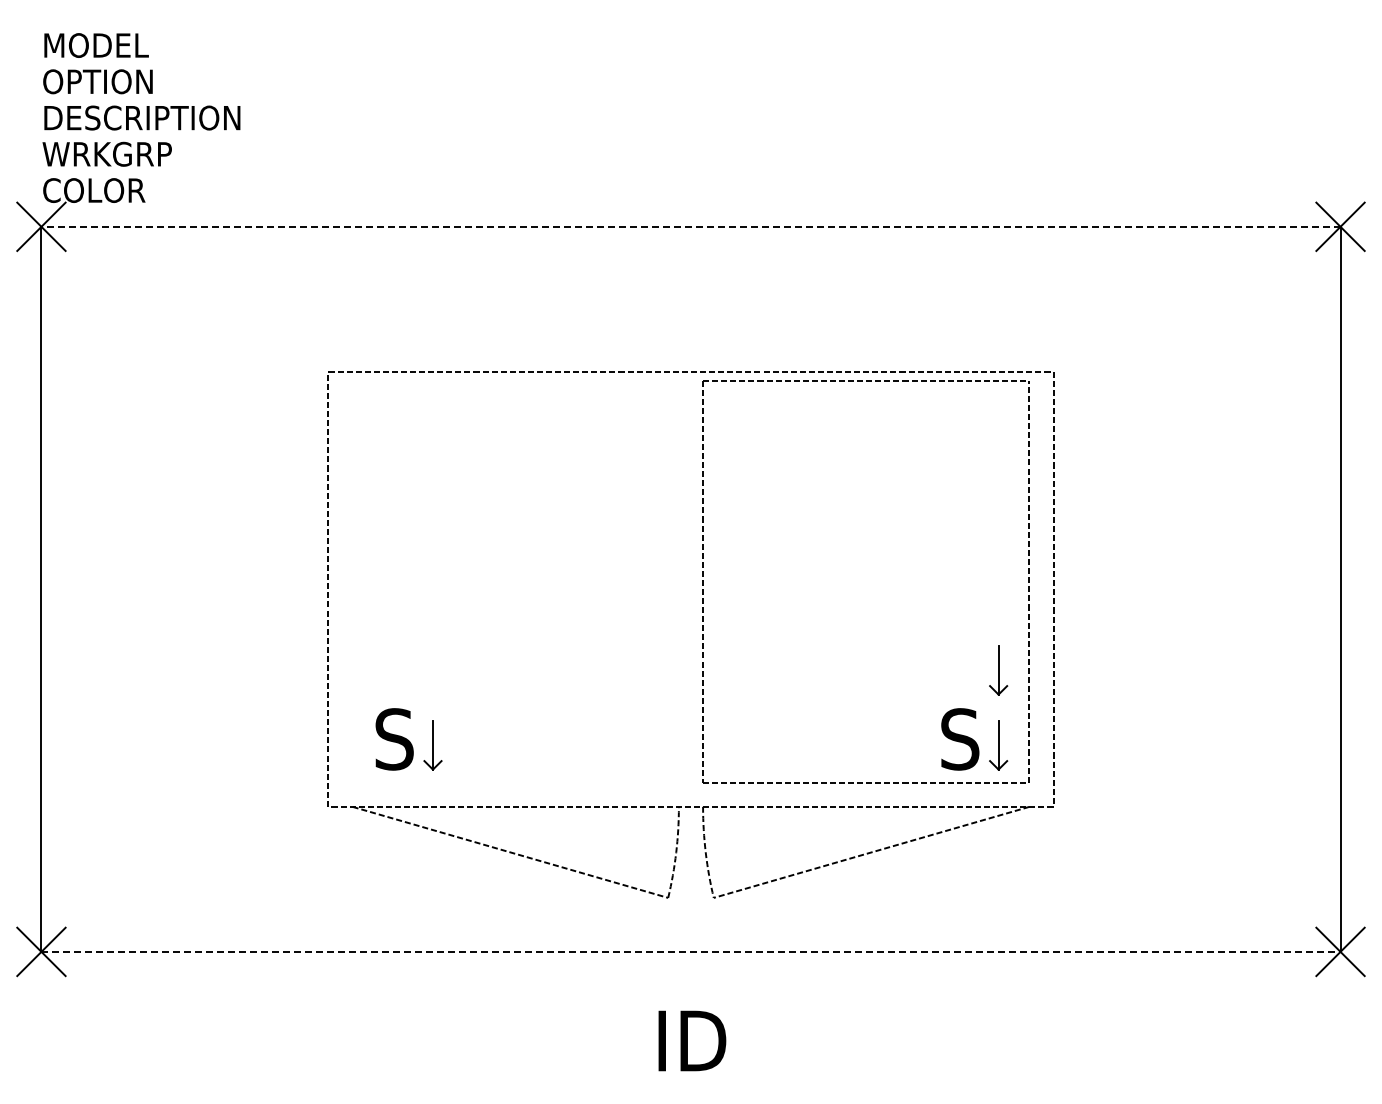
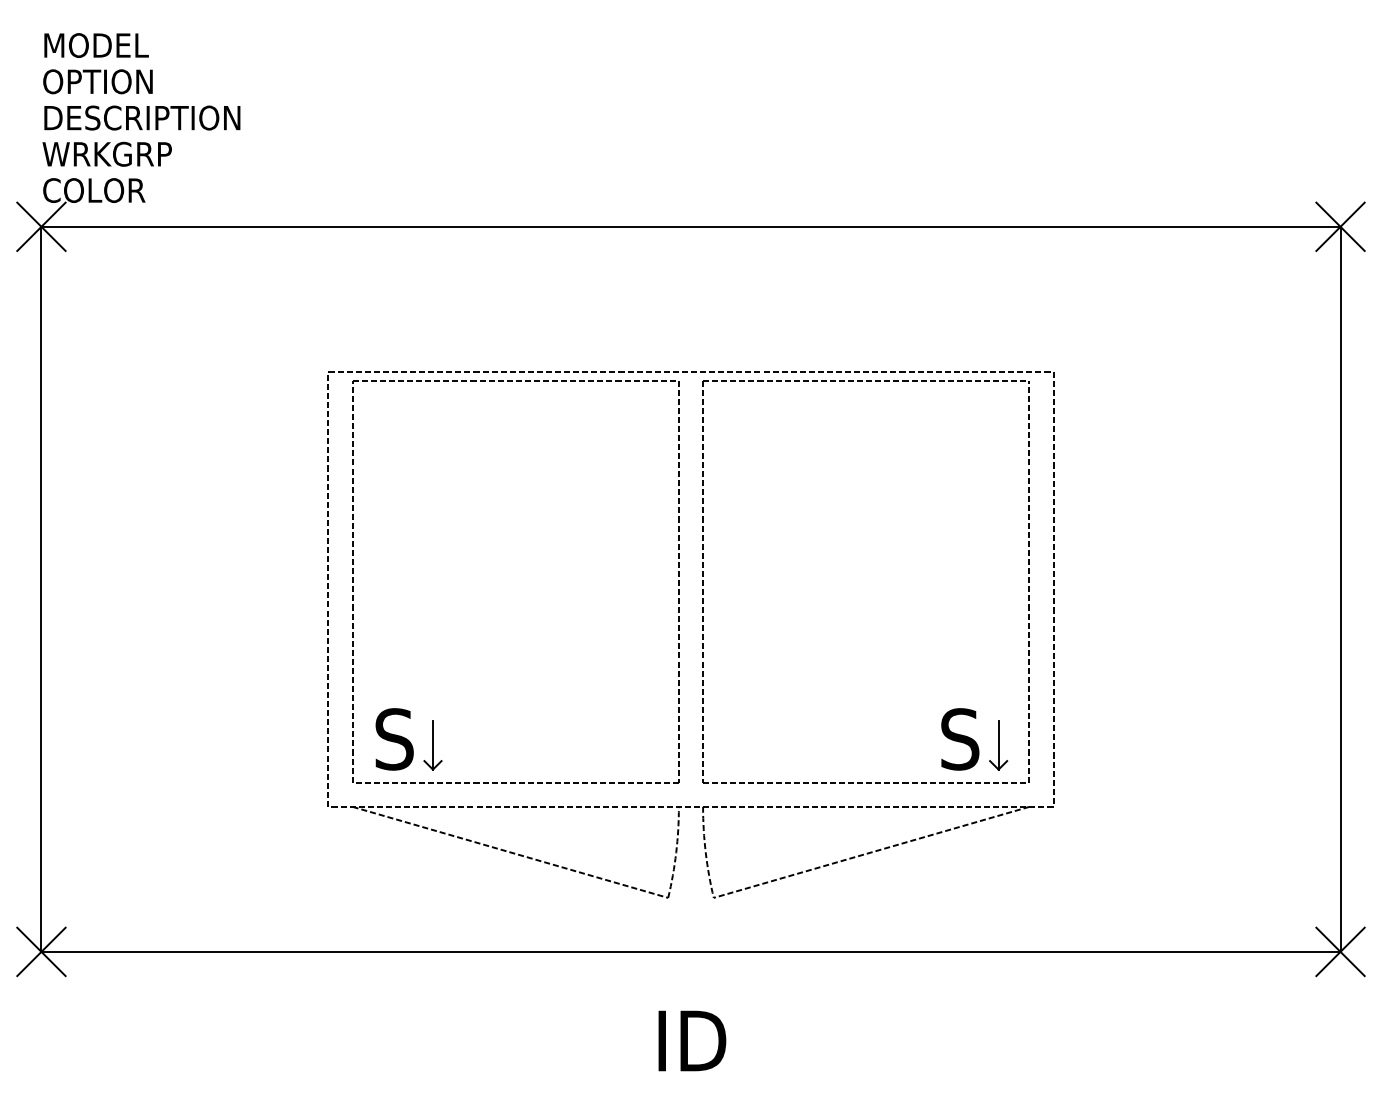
line: dashed -> solid (691, 226)
part: none -> present (353, 581)
part: present -> none (998, 670)
line: dashed -> solid (690, 951)
